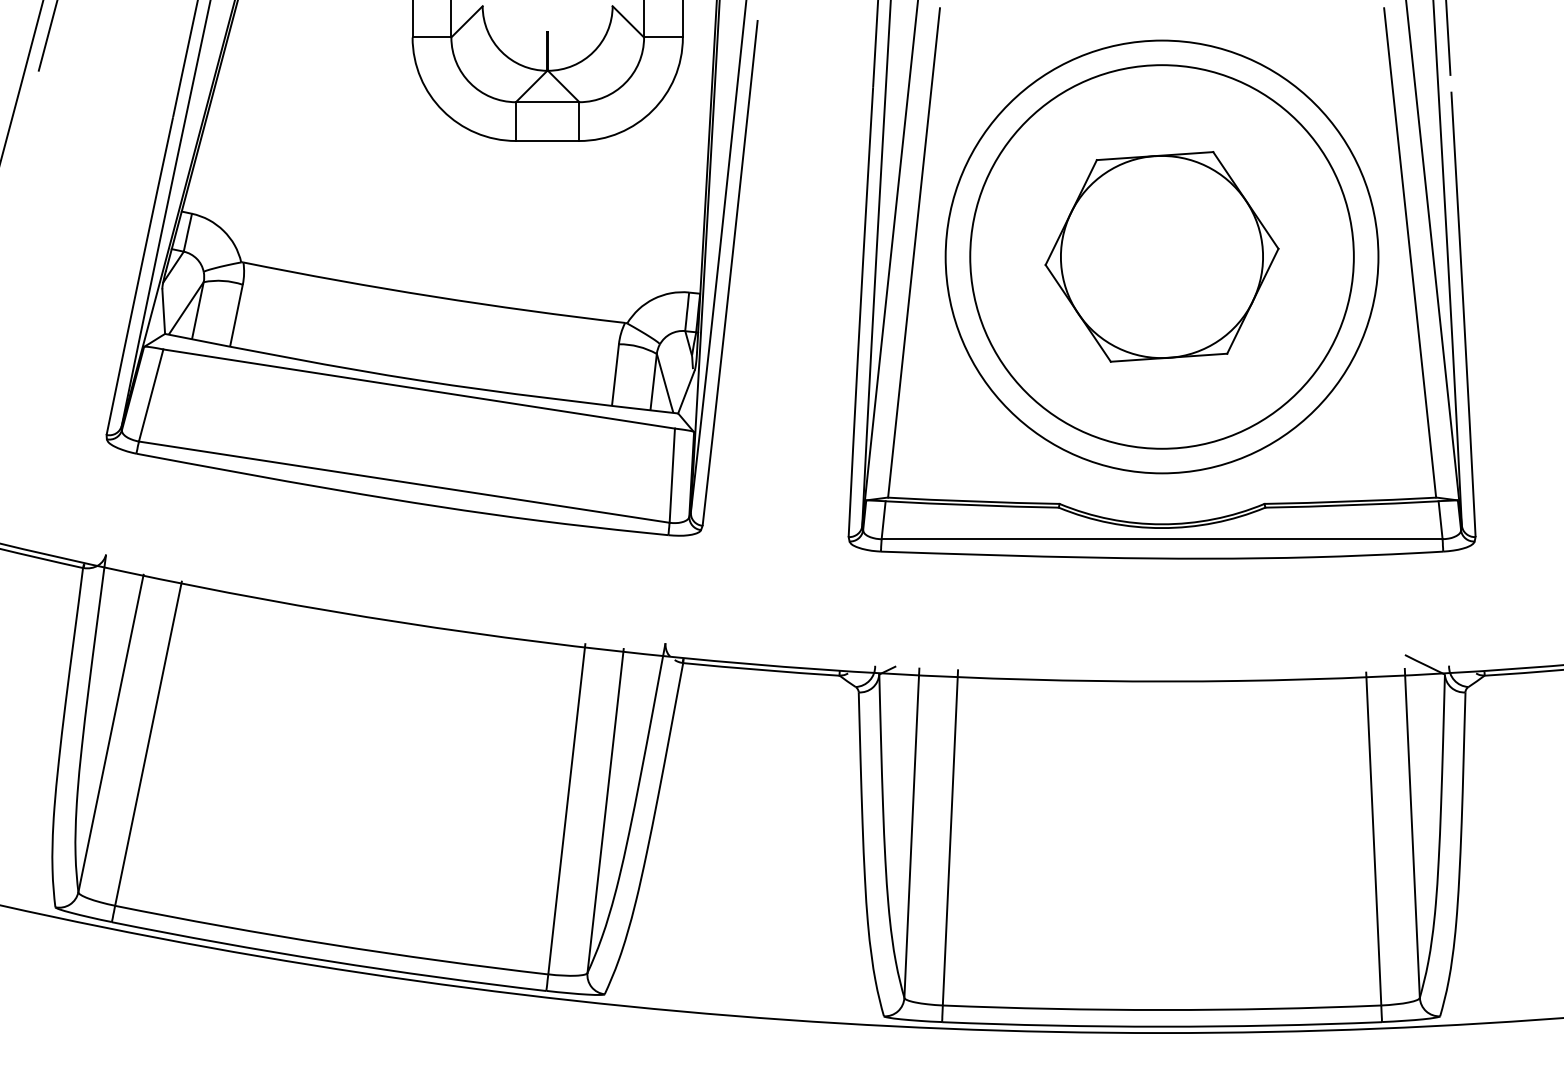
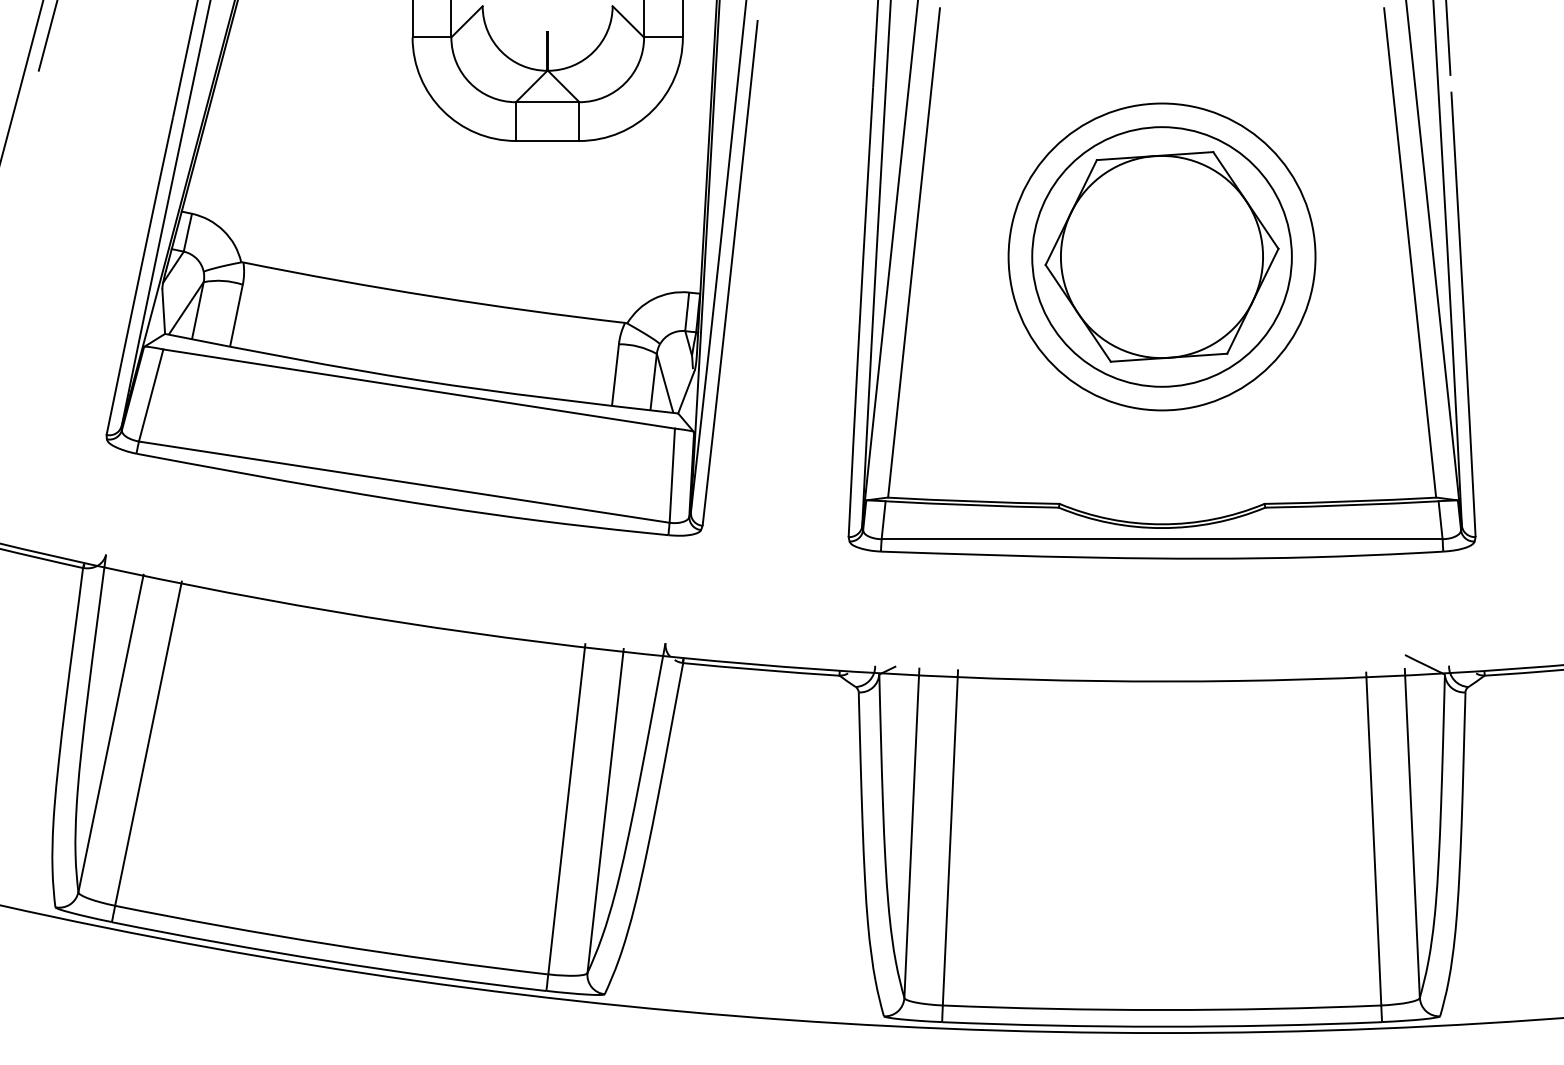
circle diameter: 384 px -> 307 px (1161, 256)
circle diameter: 433 px -> 260 px (1161, 256)
